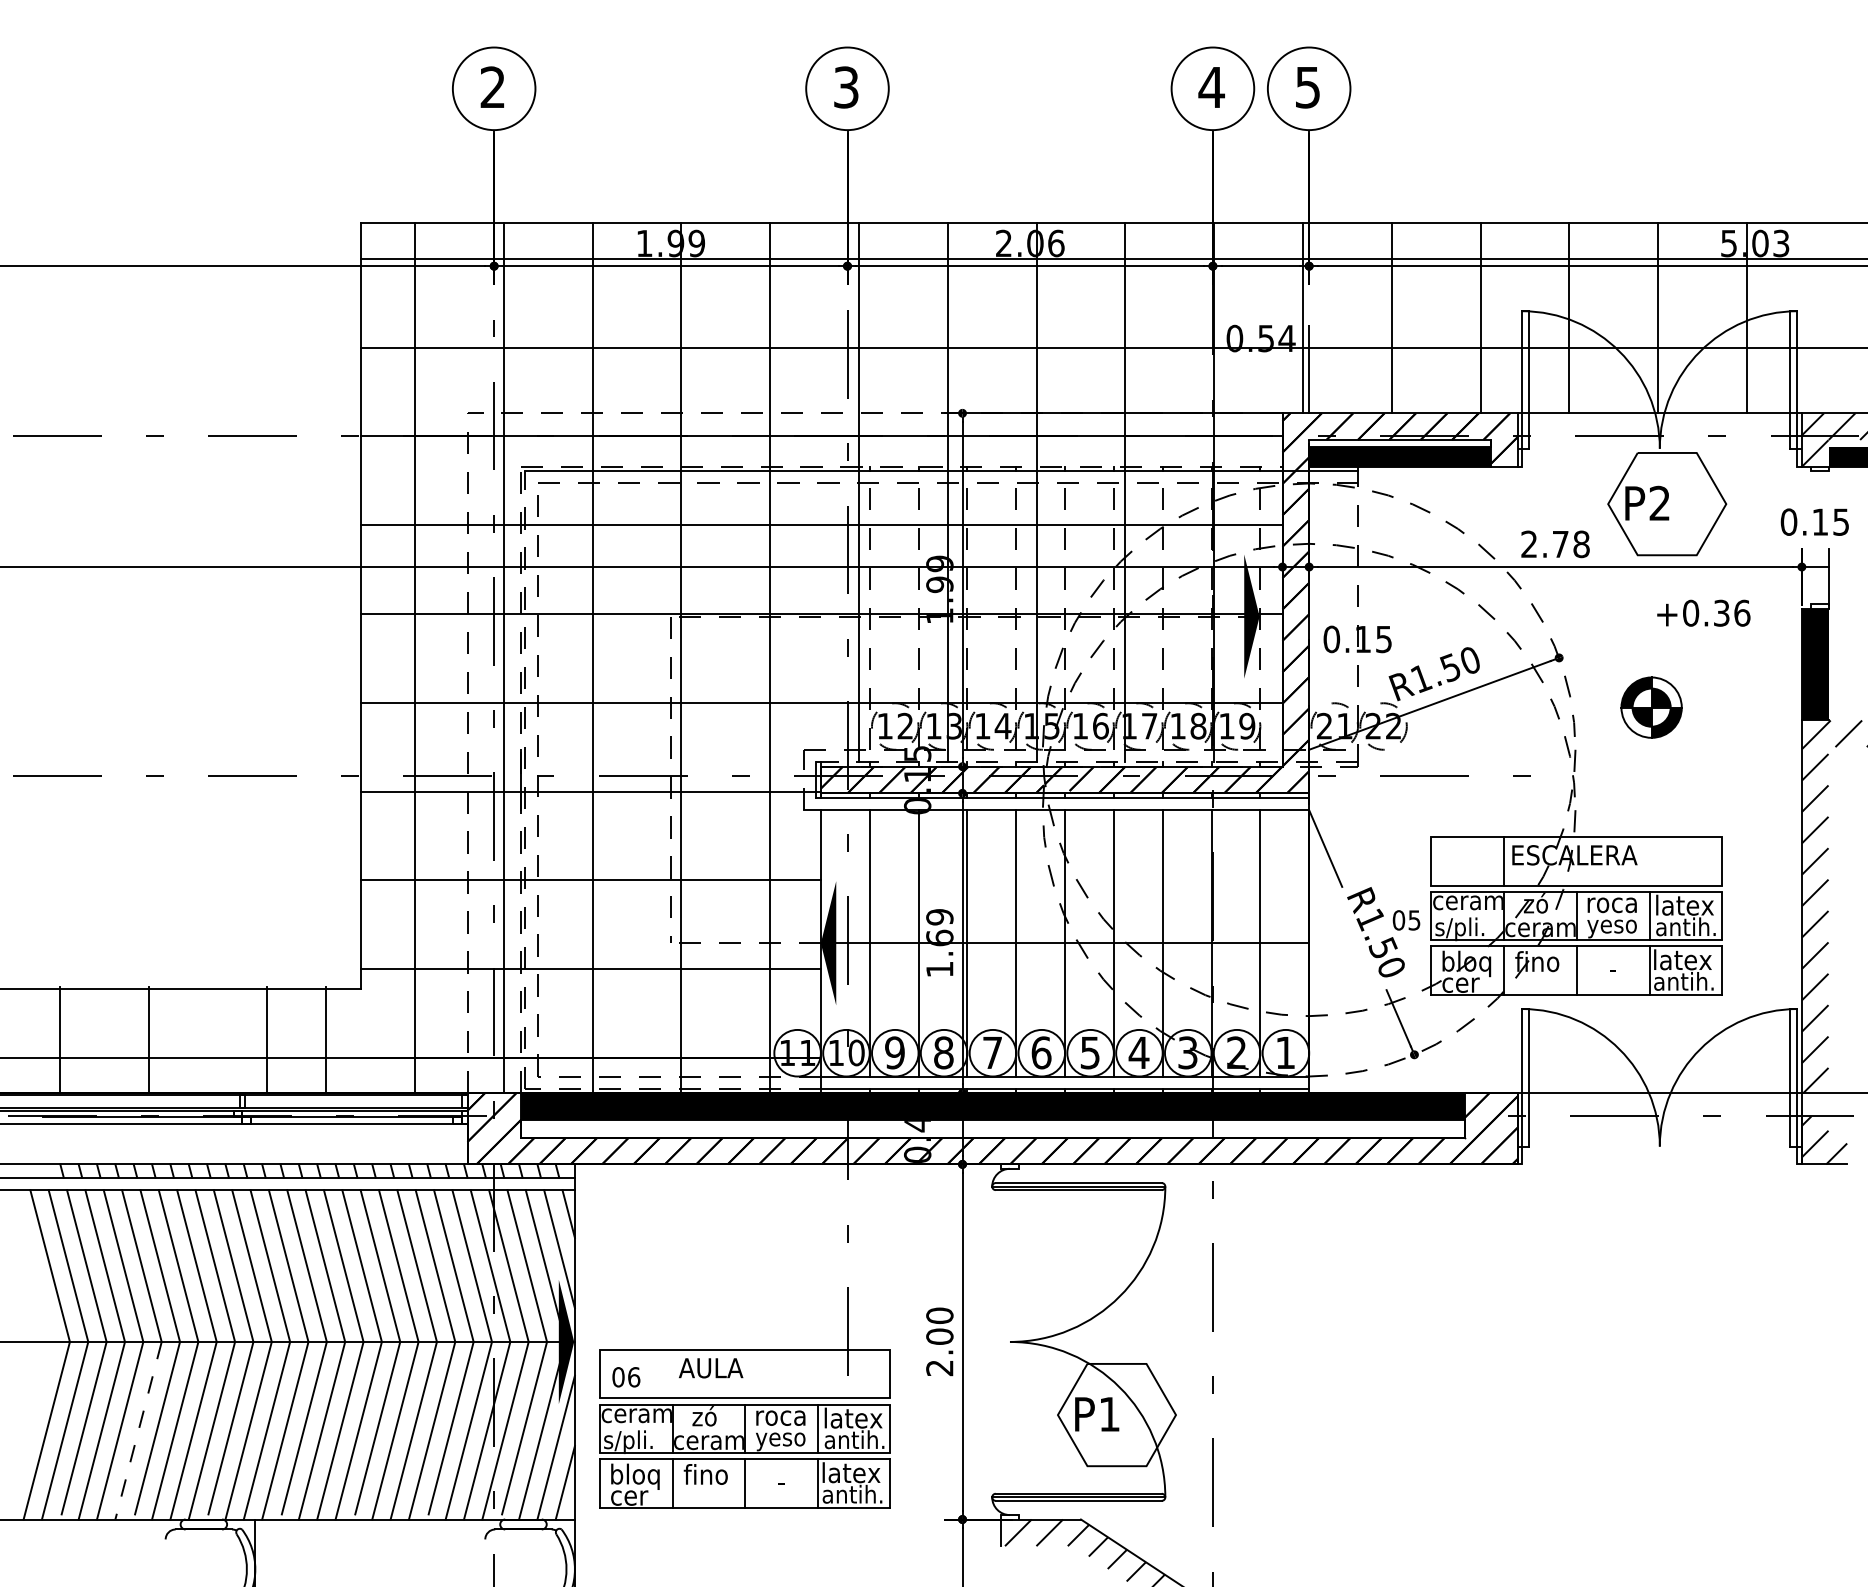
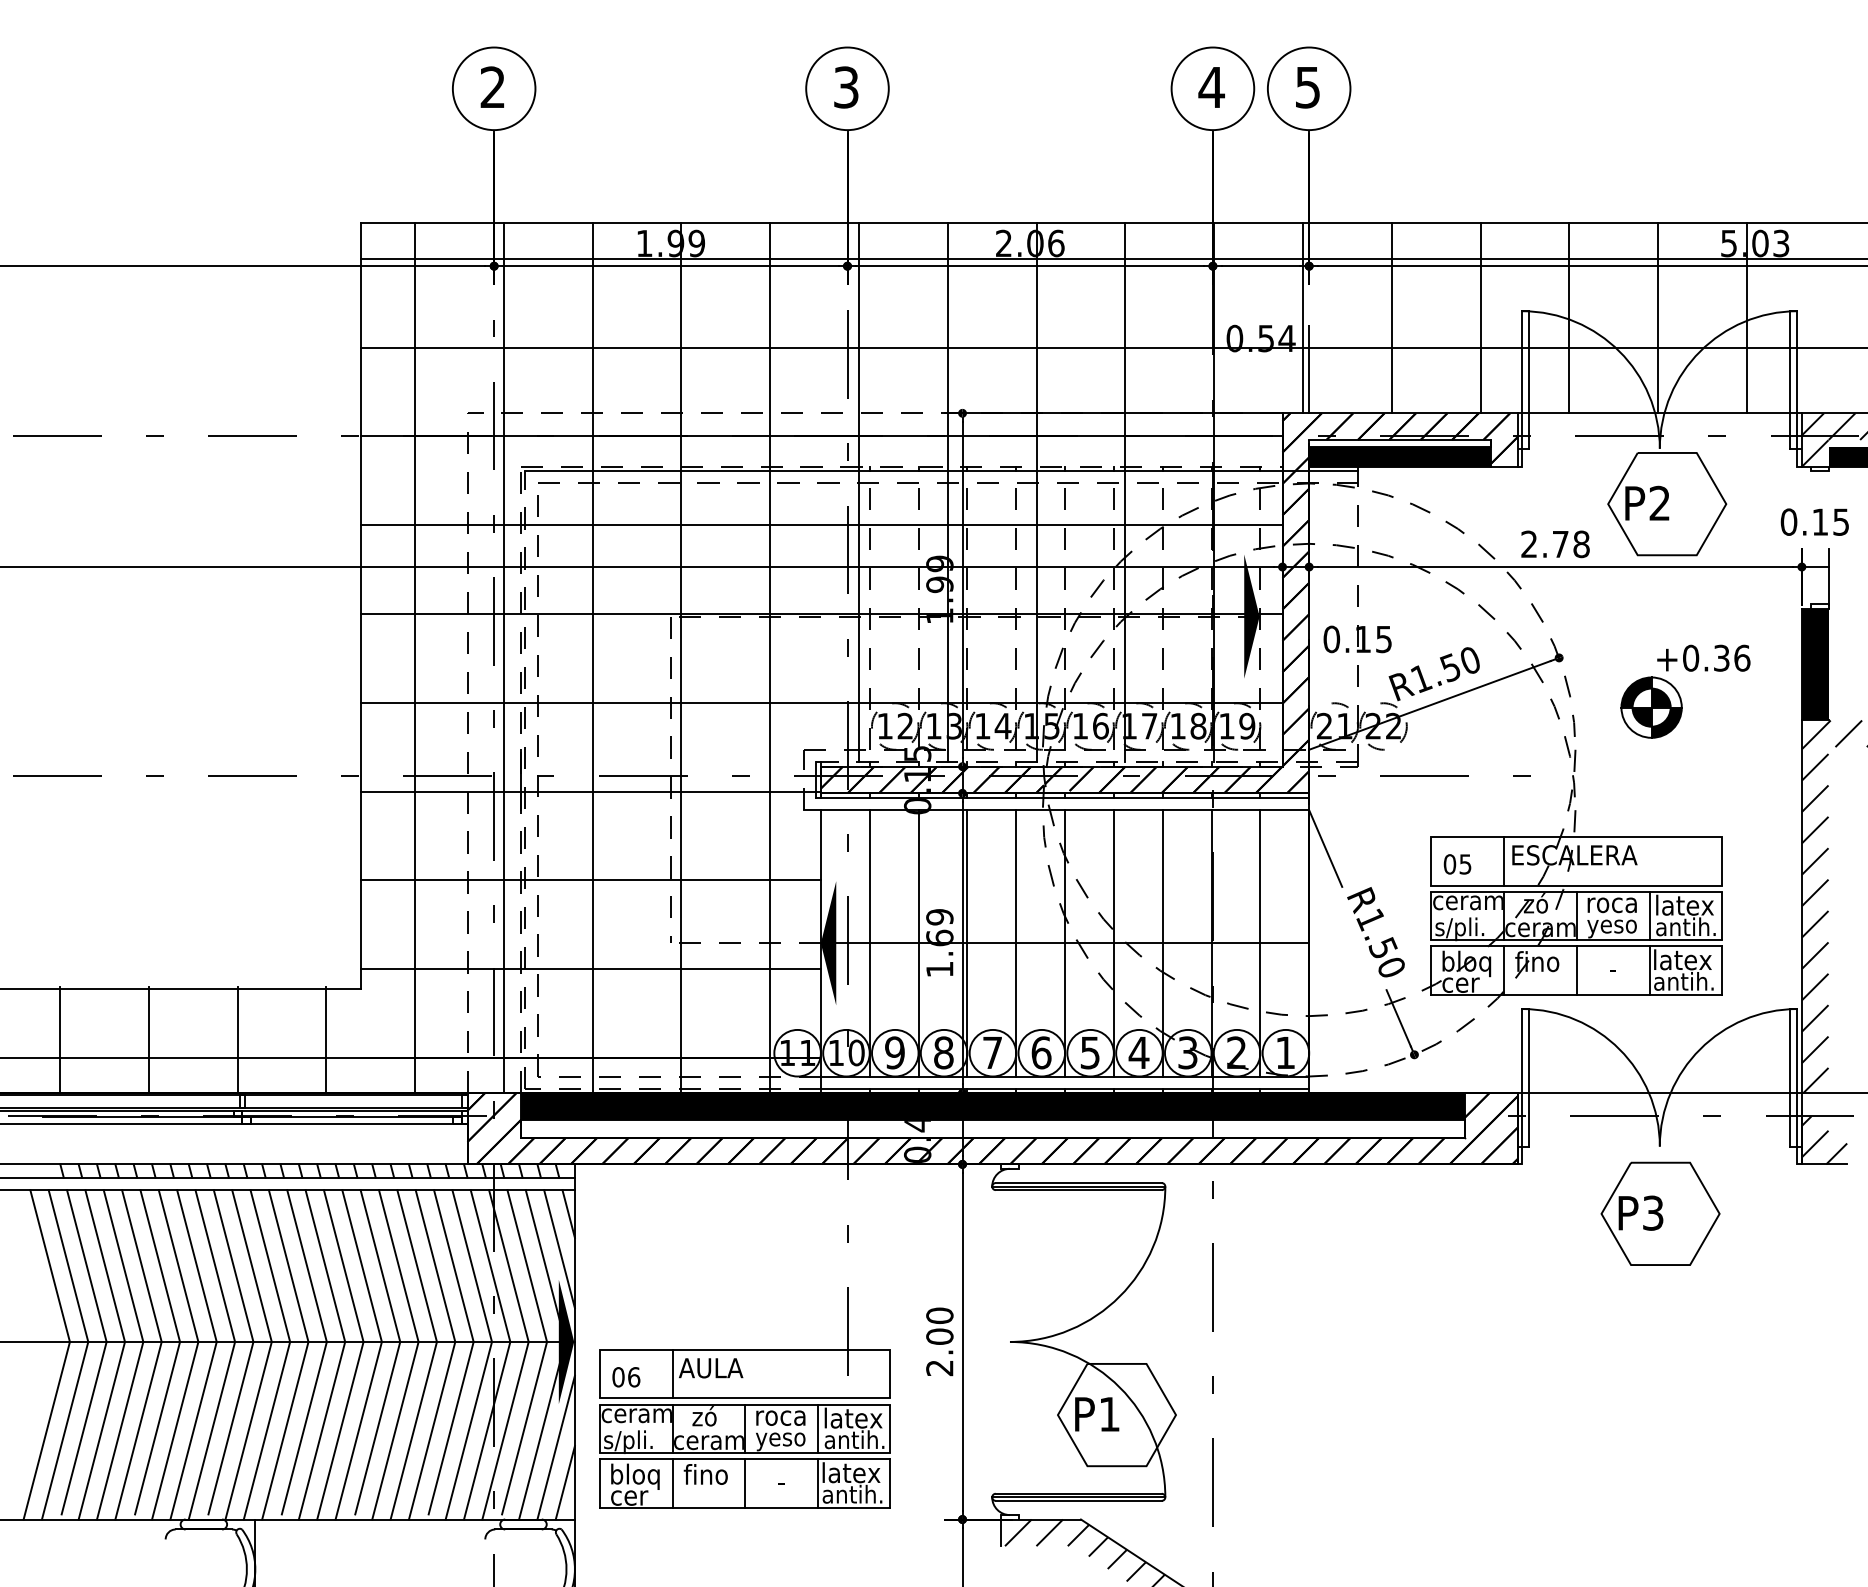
text position: (1703, 612) -> (1703, 657) (1703, 657)
text position: (1406, 920) -> (1457, 864) (1457, 864)
line position: (266, 1039) -> (237, 1039) (237, 1039)
part: none -> present (1660, 1213)
line: none -> present (672, 1373)
line: dashed -> solid (138, 1430)
